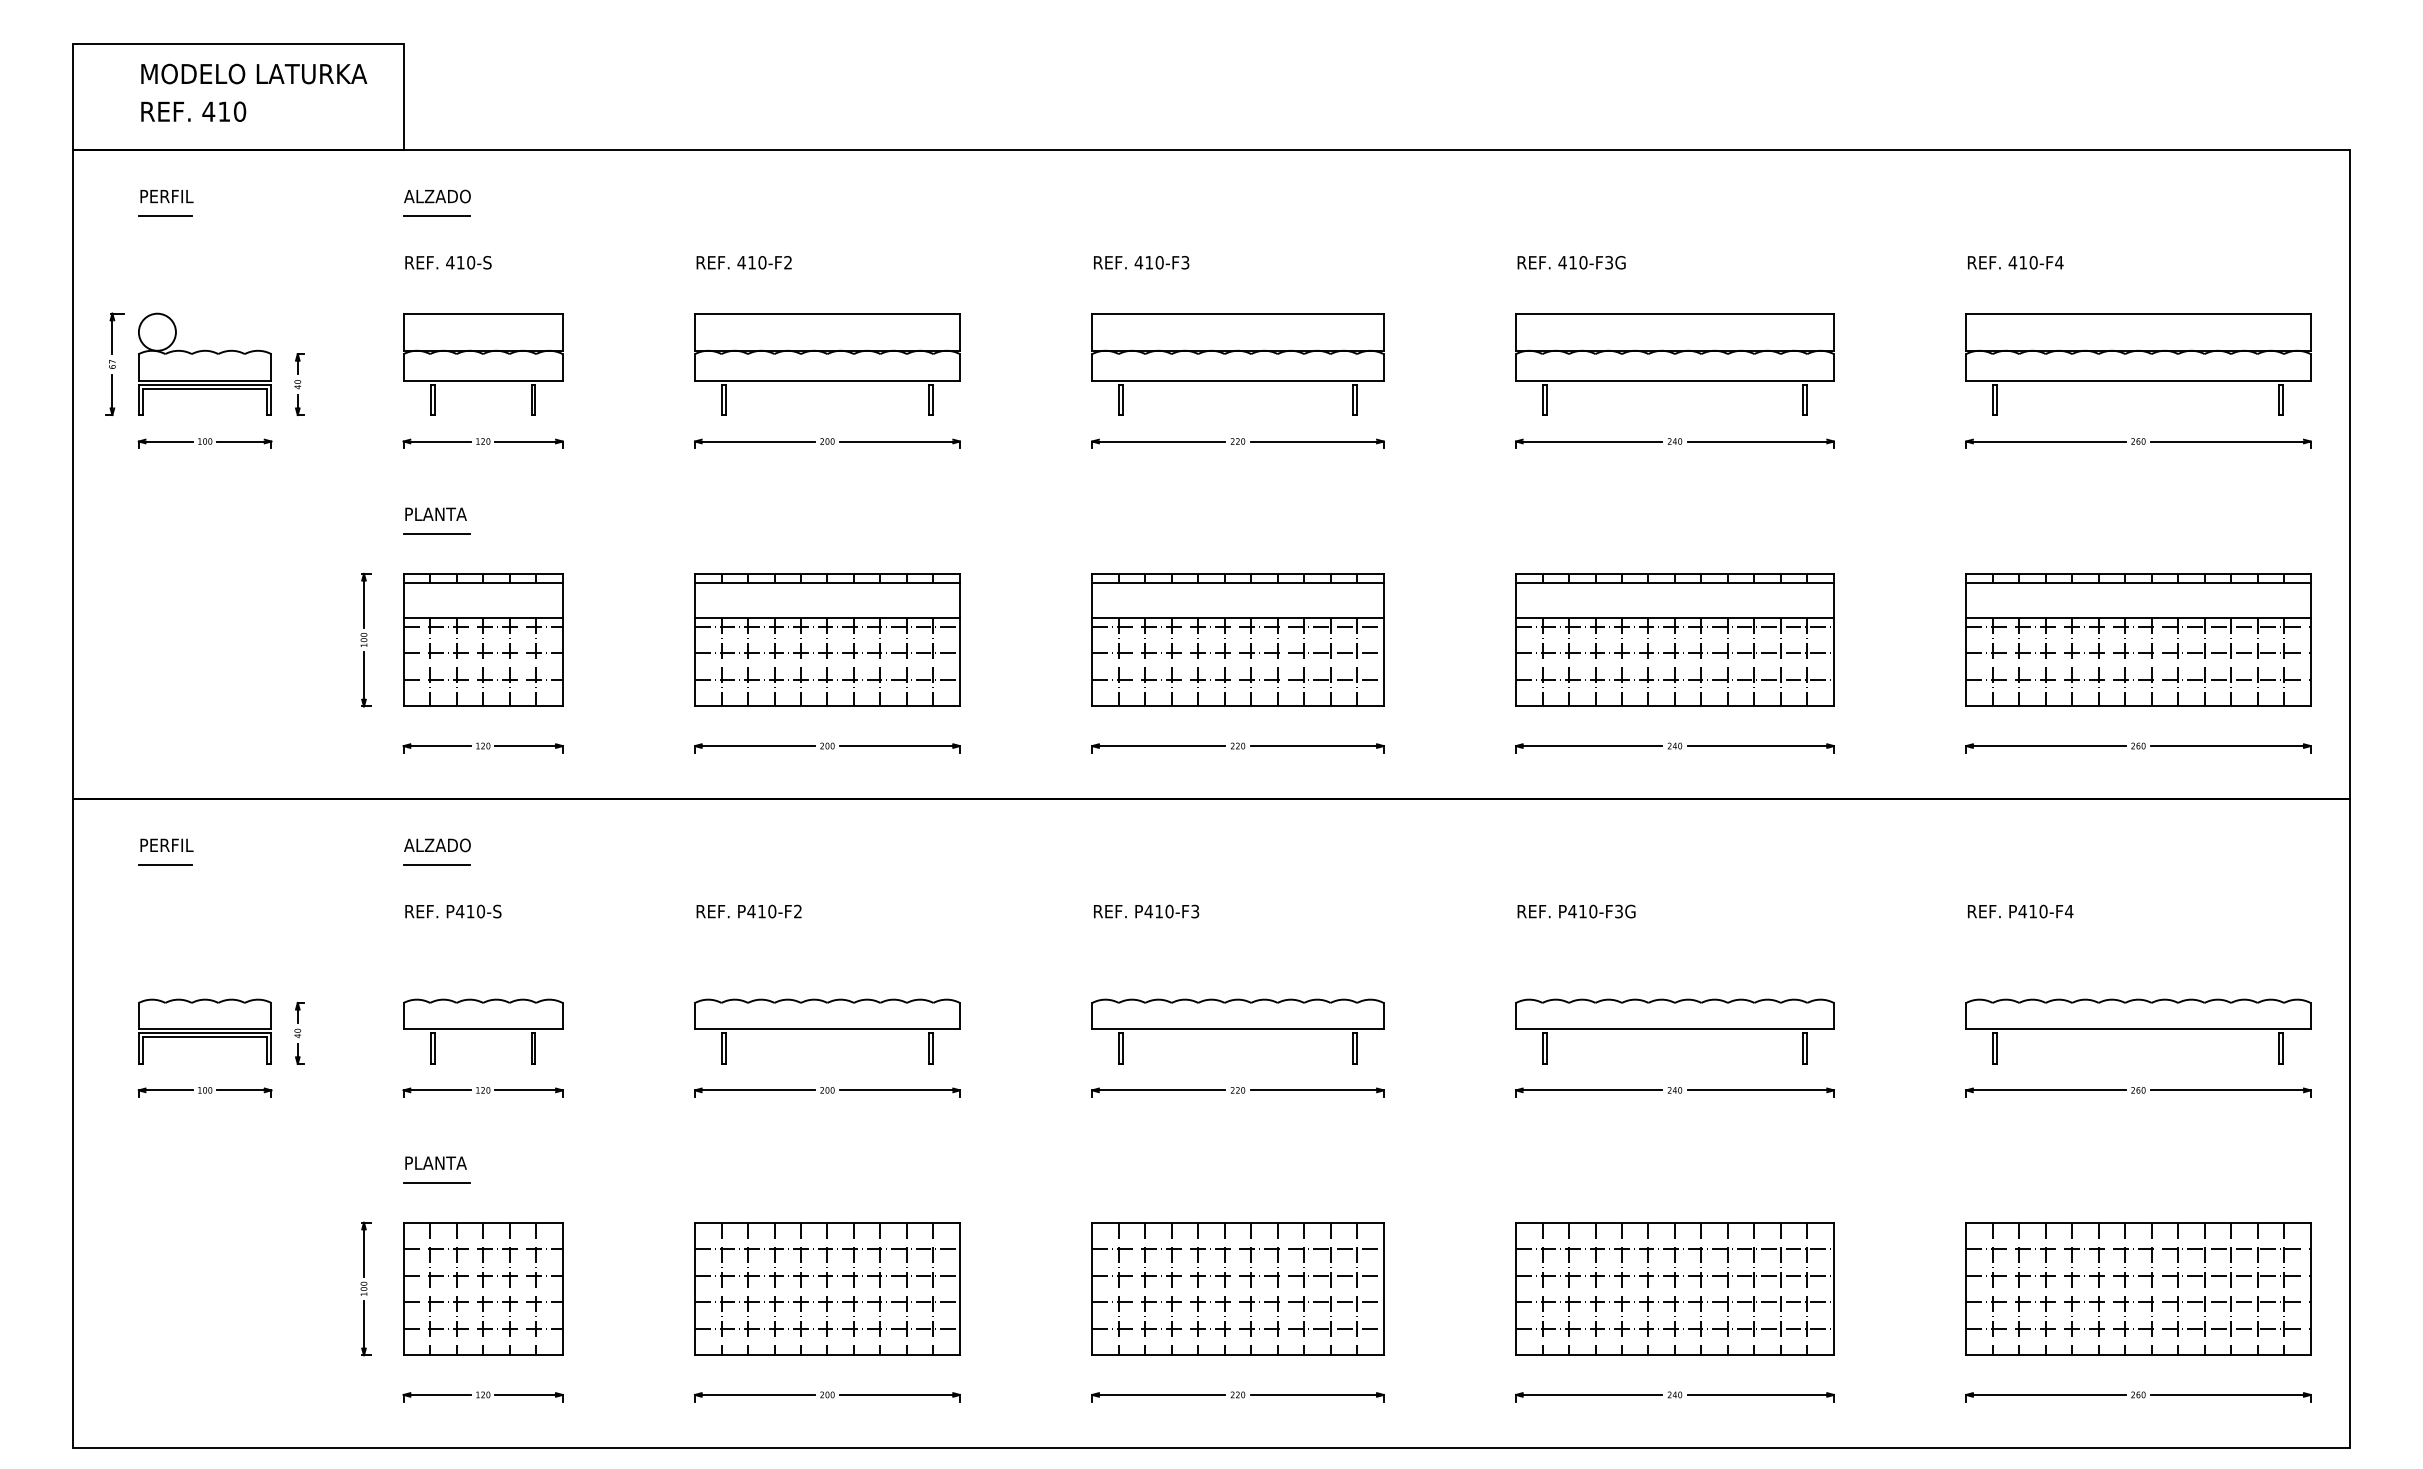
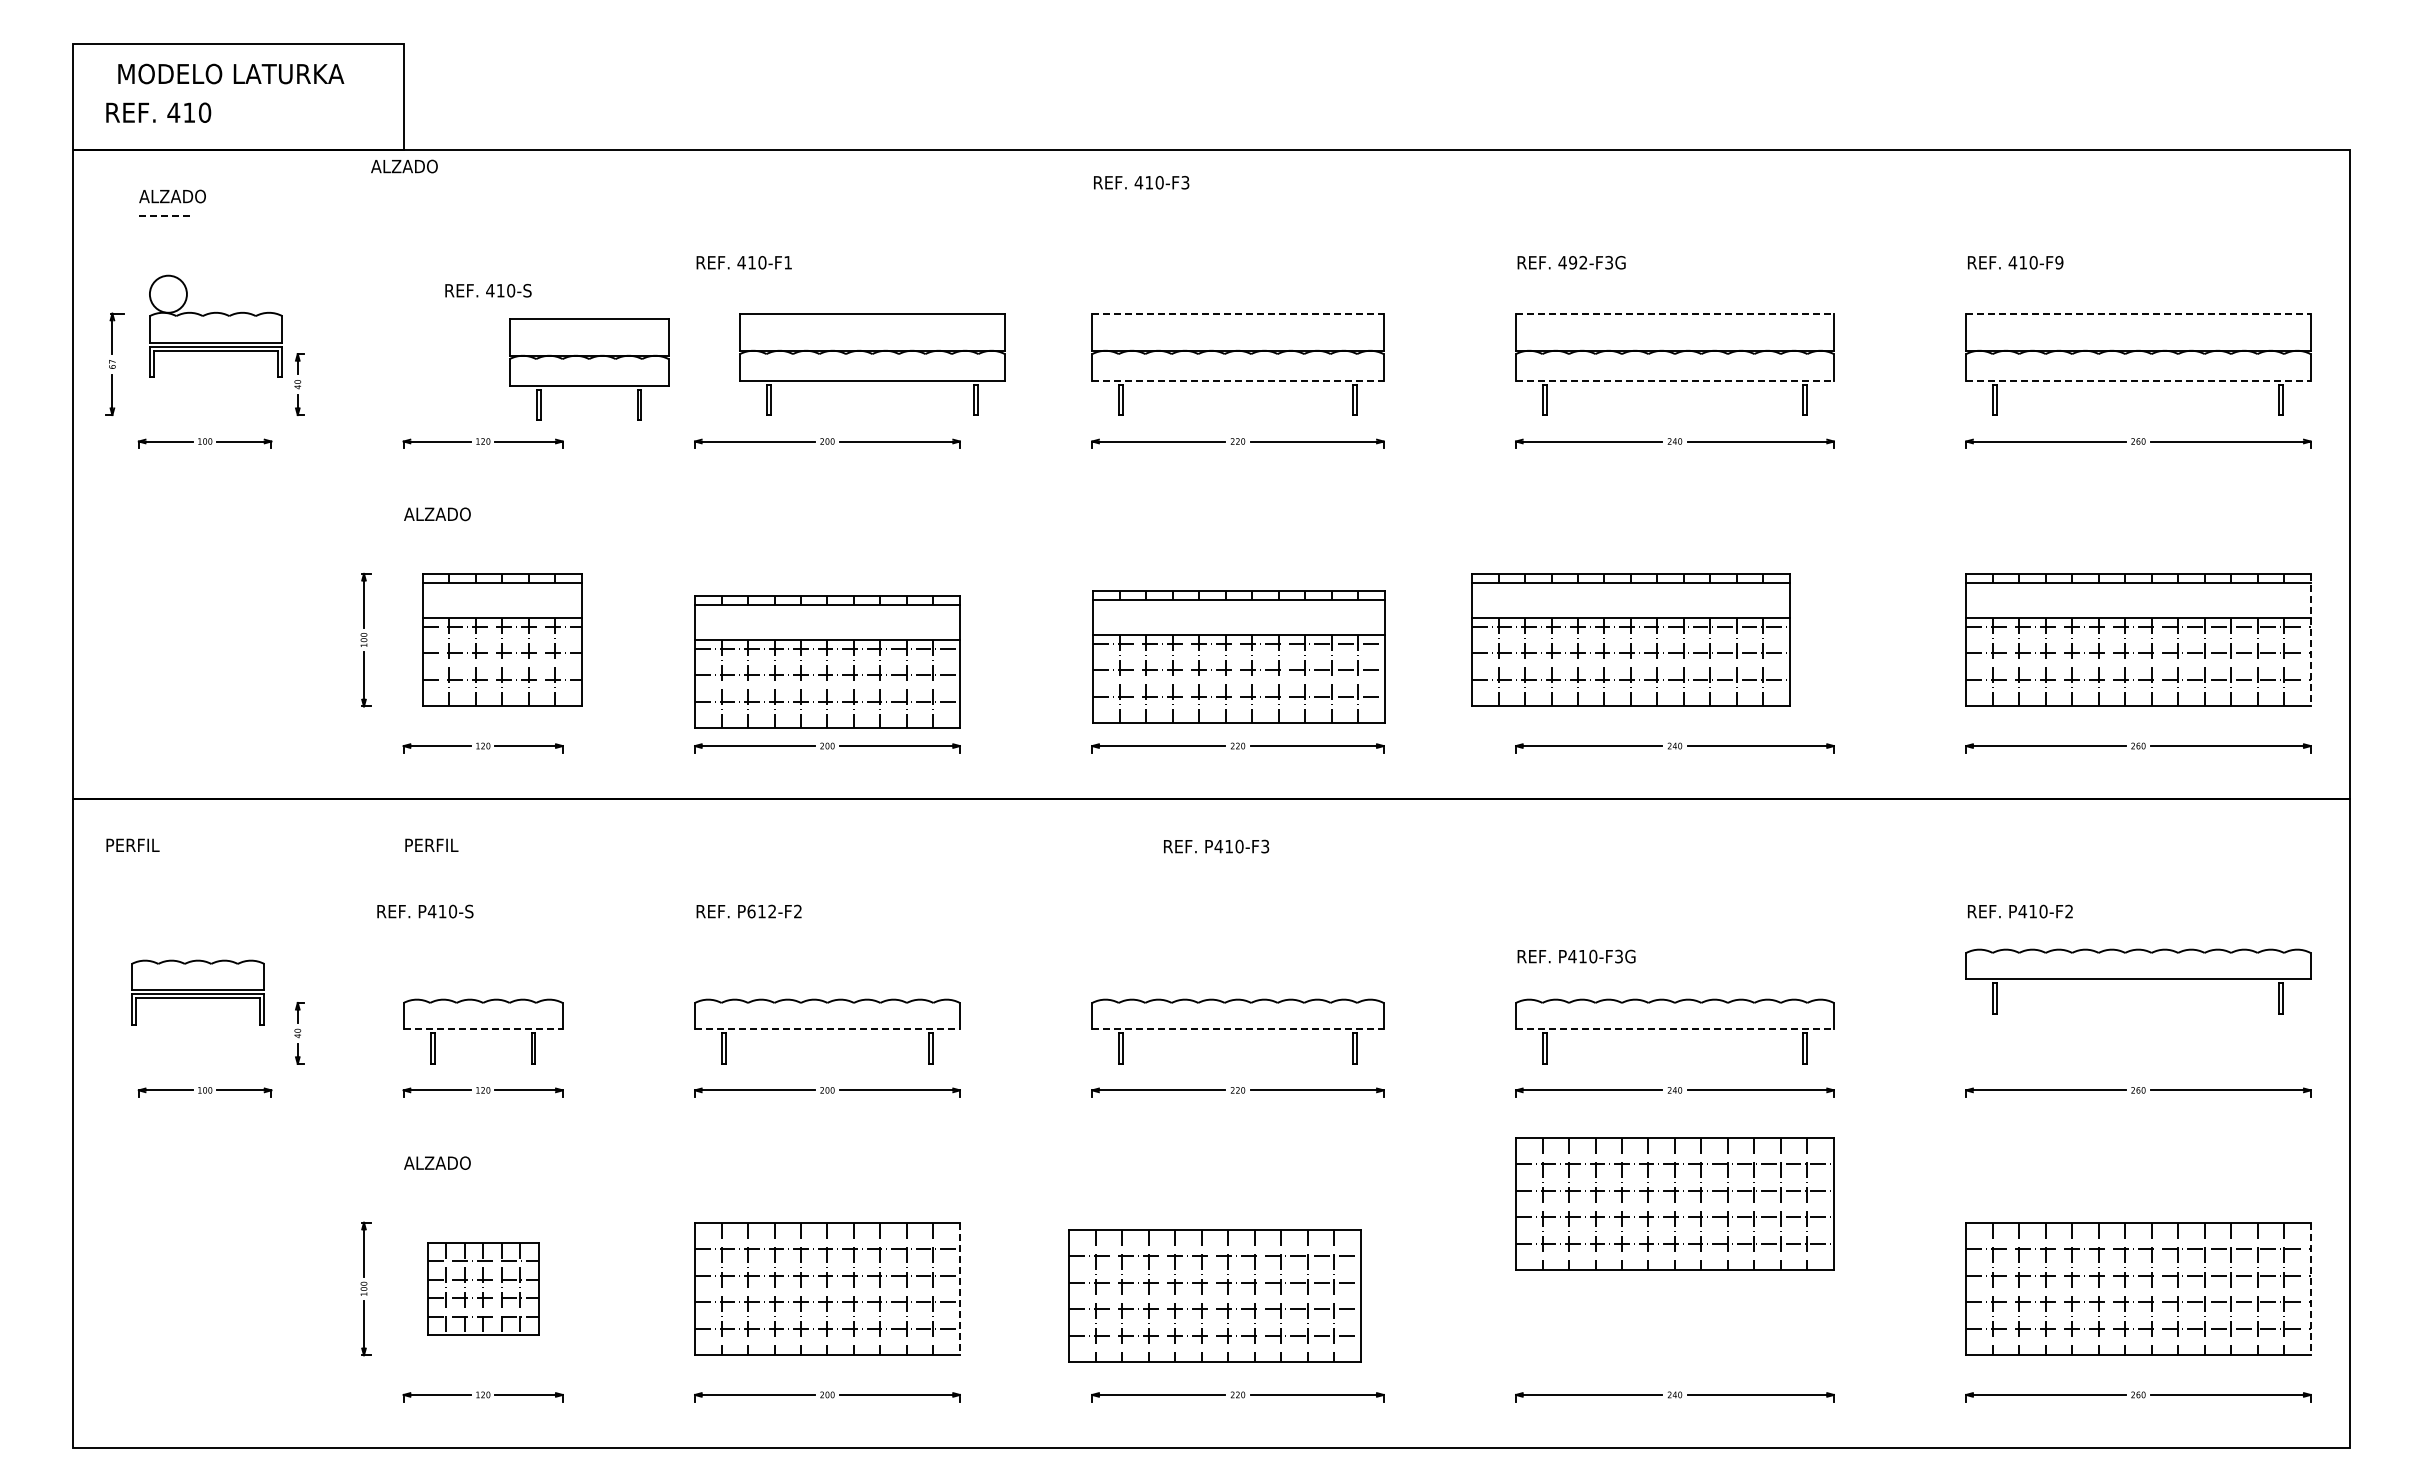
text position: (254, 73) -> (231, 73) (231, 73)
text position: (193, 111) -> (158, 112) (158, 112)
text: PERFIL -> ALZADO (172, 196)
text position: (437, 196) -> (404, 166) (404, 166)
line: solid -> dashed (165, 216)
line: present -> none (436, 216)
text position: (448, 262) -> (488, 290) (488, 290)
text: 410-F2 -> 410-F1 (787, 262)
text position: (1141, 262) -> (1141, 182) (1141, 182)
text: 410-F3G -> 492-F3G (1578, 262)
text: 410-F4 -> 410-F9 (2059, 262)
line: solid -> dashed (1237, 313)
line: solid -> dashed (1674, 313)
line: solid -> dashed (2138, 313)
part position: (204, 363) -> (215, 325) (215, 325)
part position: (483, 364) -> (589, 369) (589, 369)
part position: (827, 364) -> (872, 364) (872, 364)
line: solid -> dashed (1237, 380)
line: solid -> dashed (1674, 380)
line: solid -> dashed (2138, 380)
text: PLANTA -> ALZADO (437, 514)
line: present -> none (436, 534)
part position: (483, 639) -> (502, 639) (502, 639)
part position: (827, 639) -> (827, 661) (827, 661)
part position: (1237, 639) -> (1238, 656) (1238, 656)
part position: (1674, 639) -> (1630, 639) (1630, 639)
line: solid -> dashed (2310, 640)
text position: (166, 844) -> (132, 844) (132, 844)
text: ALZADO -> PERFIL (437, 845)
line: present -> none (164, 865)
line: present -> none (436, 865)
text position: (453, 911) -> (425, 911) (425, 911)
text: P410-F2 -> P612-F2 (761, 911)
text position: (1146, 911) -> (1216, 846) (1216, 846)
text position: (1576, 911) -> (1576, 956) (1576, 956)
text: P410-F4 -> P410-F2 (2068, 911)
line: solid -> dashed (483, 1029)
line: solid -> dashed (827, 1029)
line: solid -> dashed (1237, 1029)
line: solid -> dashed (1674, 1029)
part position: (204, 1031) -> (197, 992) (197, 992)
part position: (2138, 1031) -> (2138, 981) (2138, 981)
text: PLANTA -> ALZADO (437, 1162)
line: present -> none (436, 1183)
part size: 161x134 px -> 113x94 px (483, 1288)
part position: (1237, 1288) -> (1214, 1295) (1214, 1295)
part position: (1674, 1288) -> (1674, 1203) (1674, 1203)
line: solid -> dashed (959, 1289)
line: solid -> dashed (2310, 1289)
